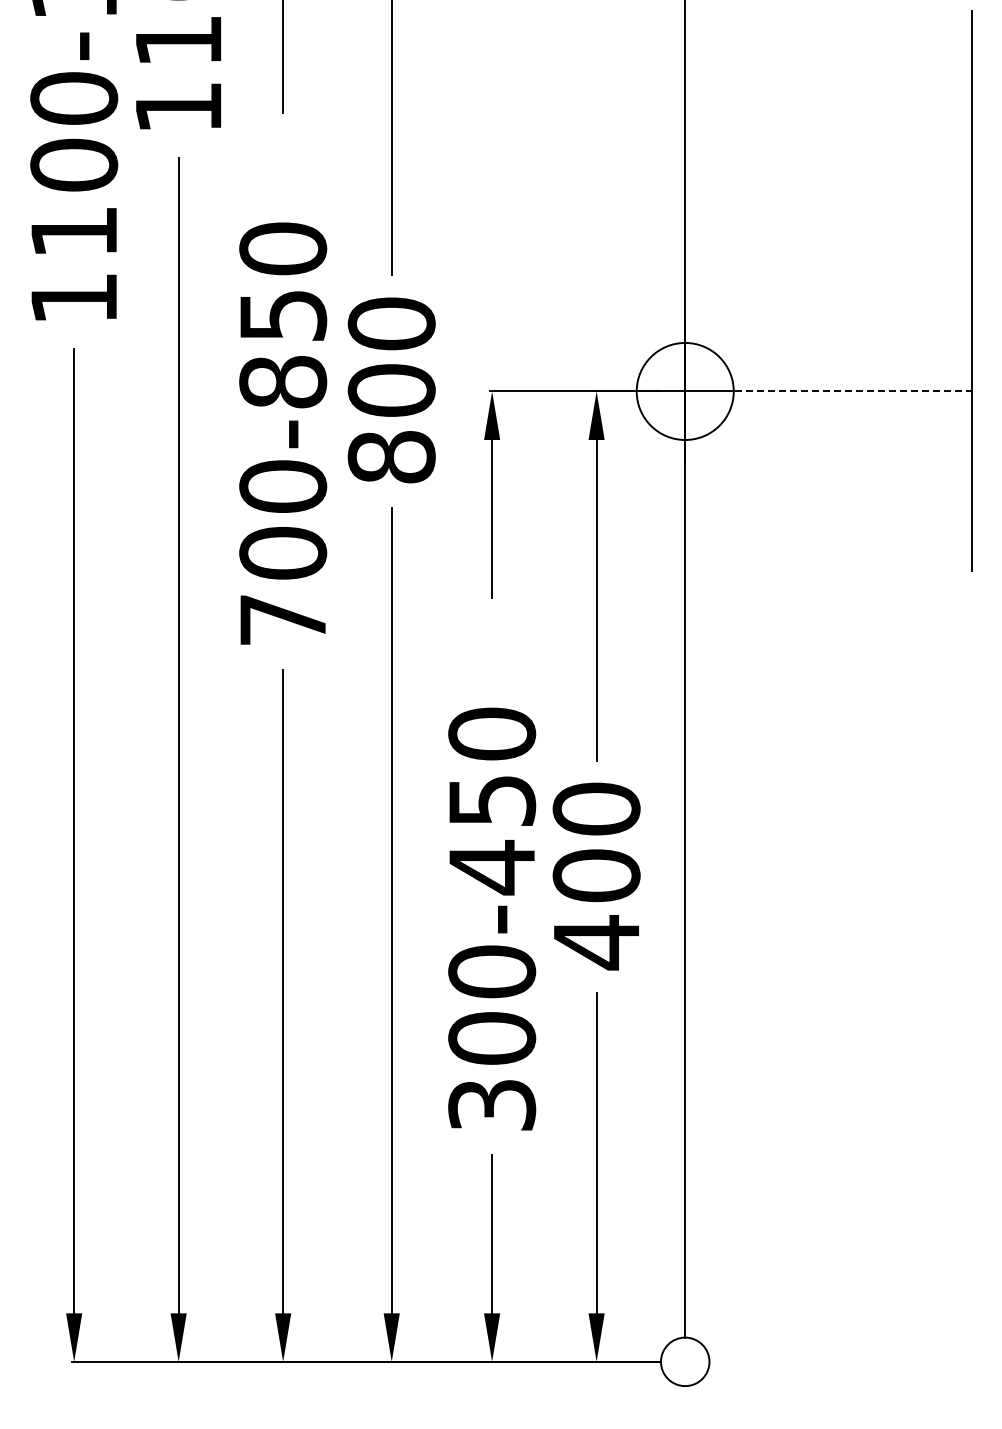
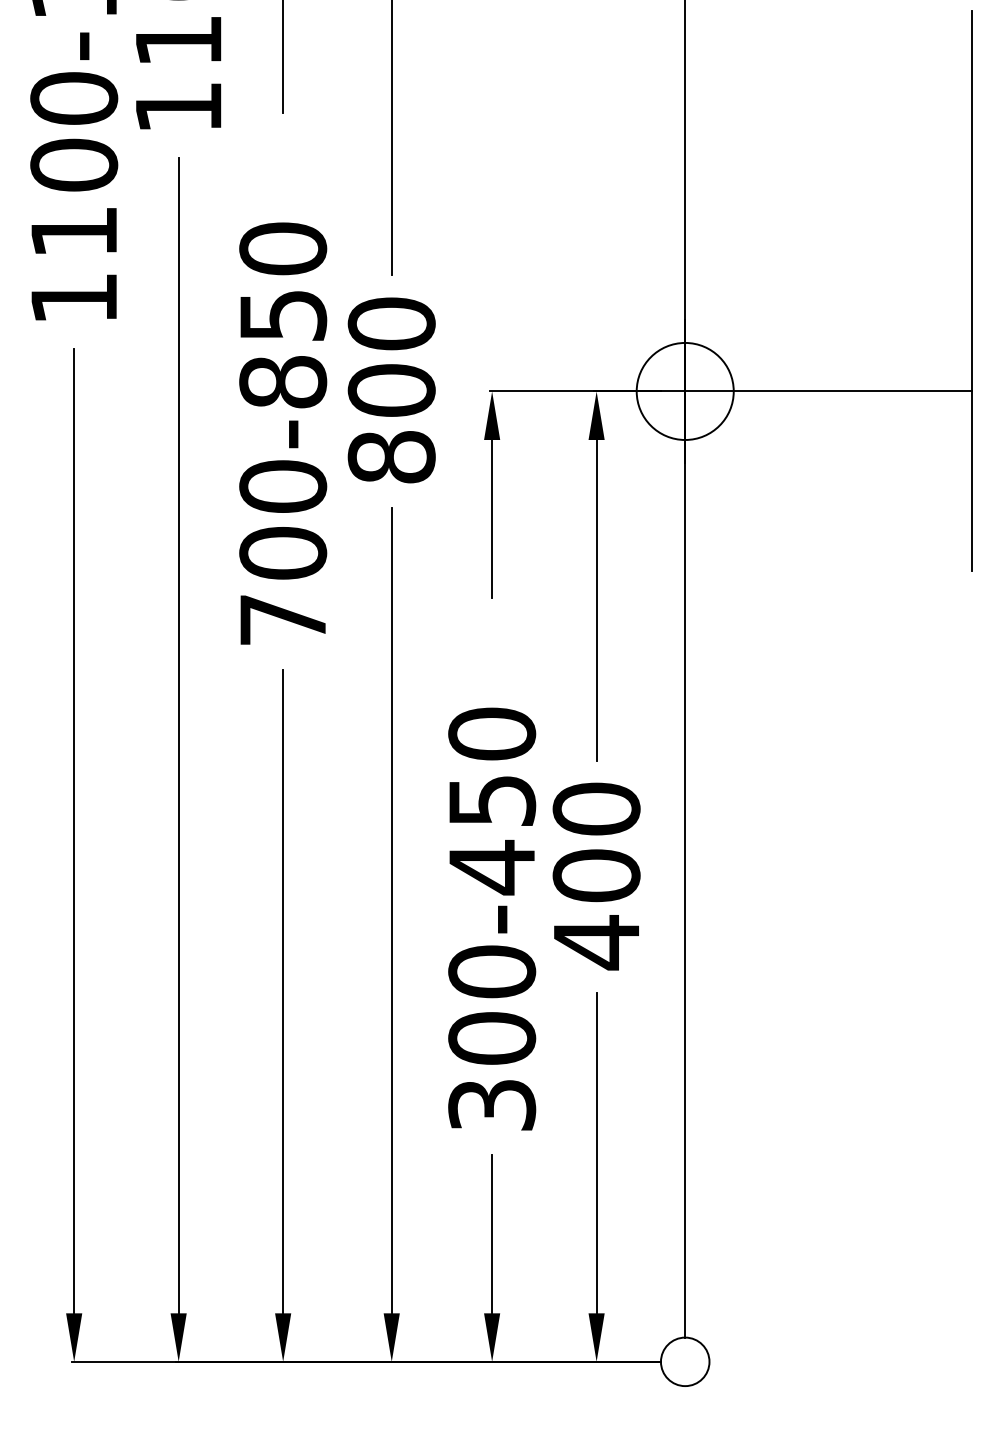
line: dashed -> solid (854, 391)
